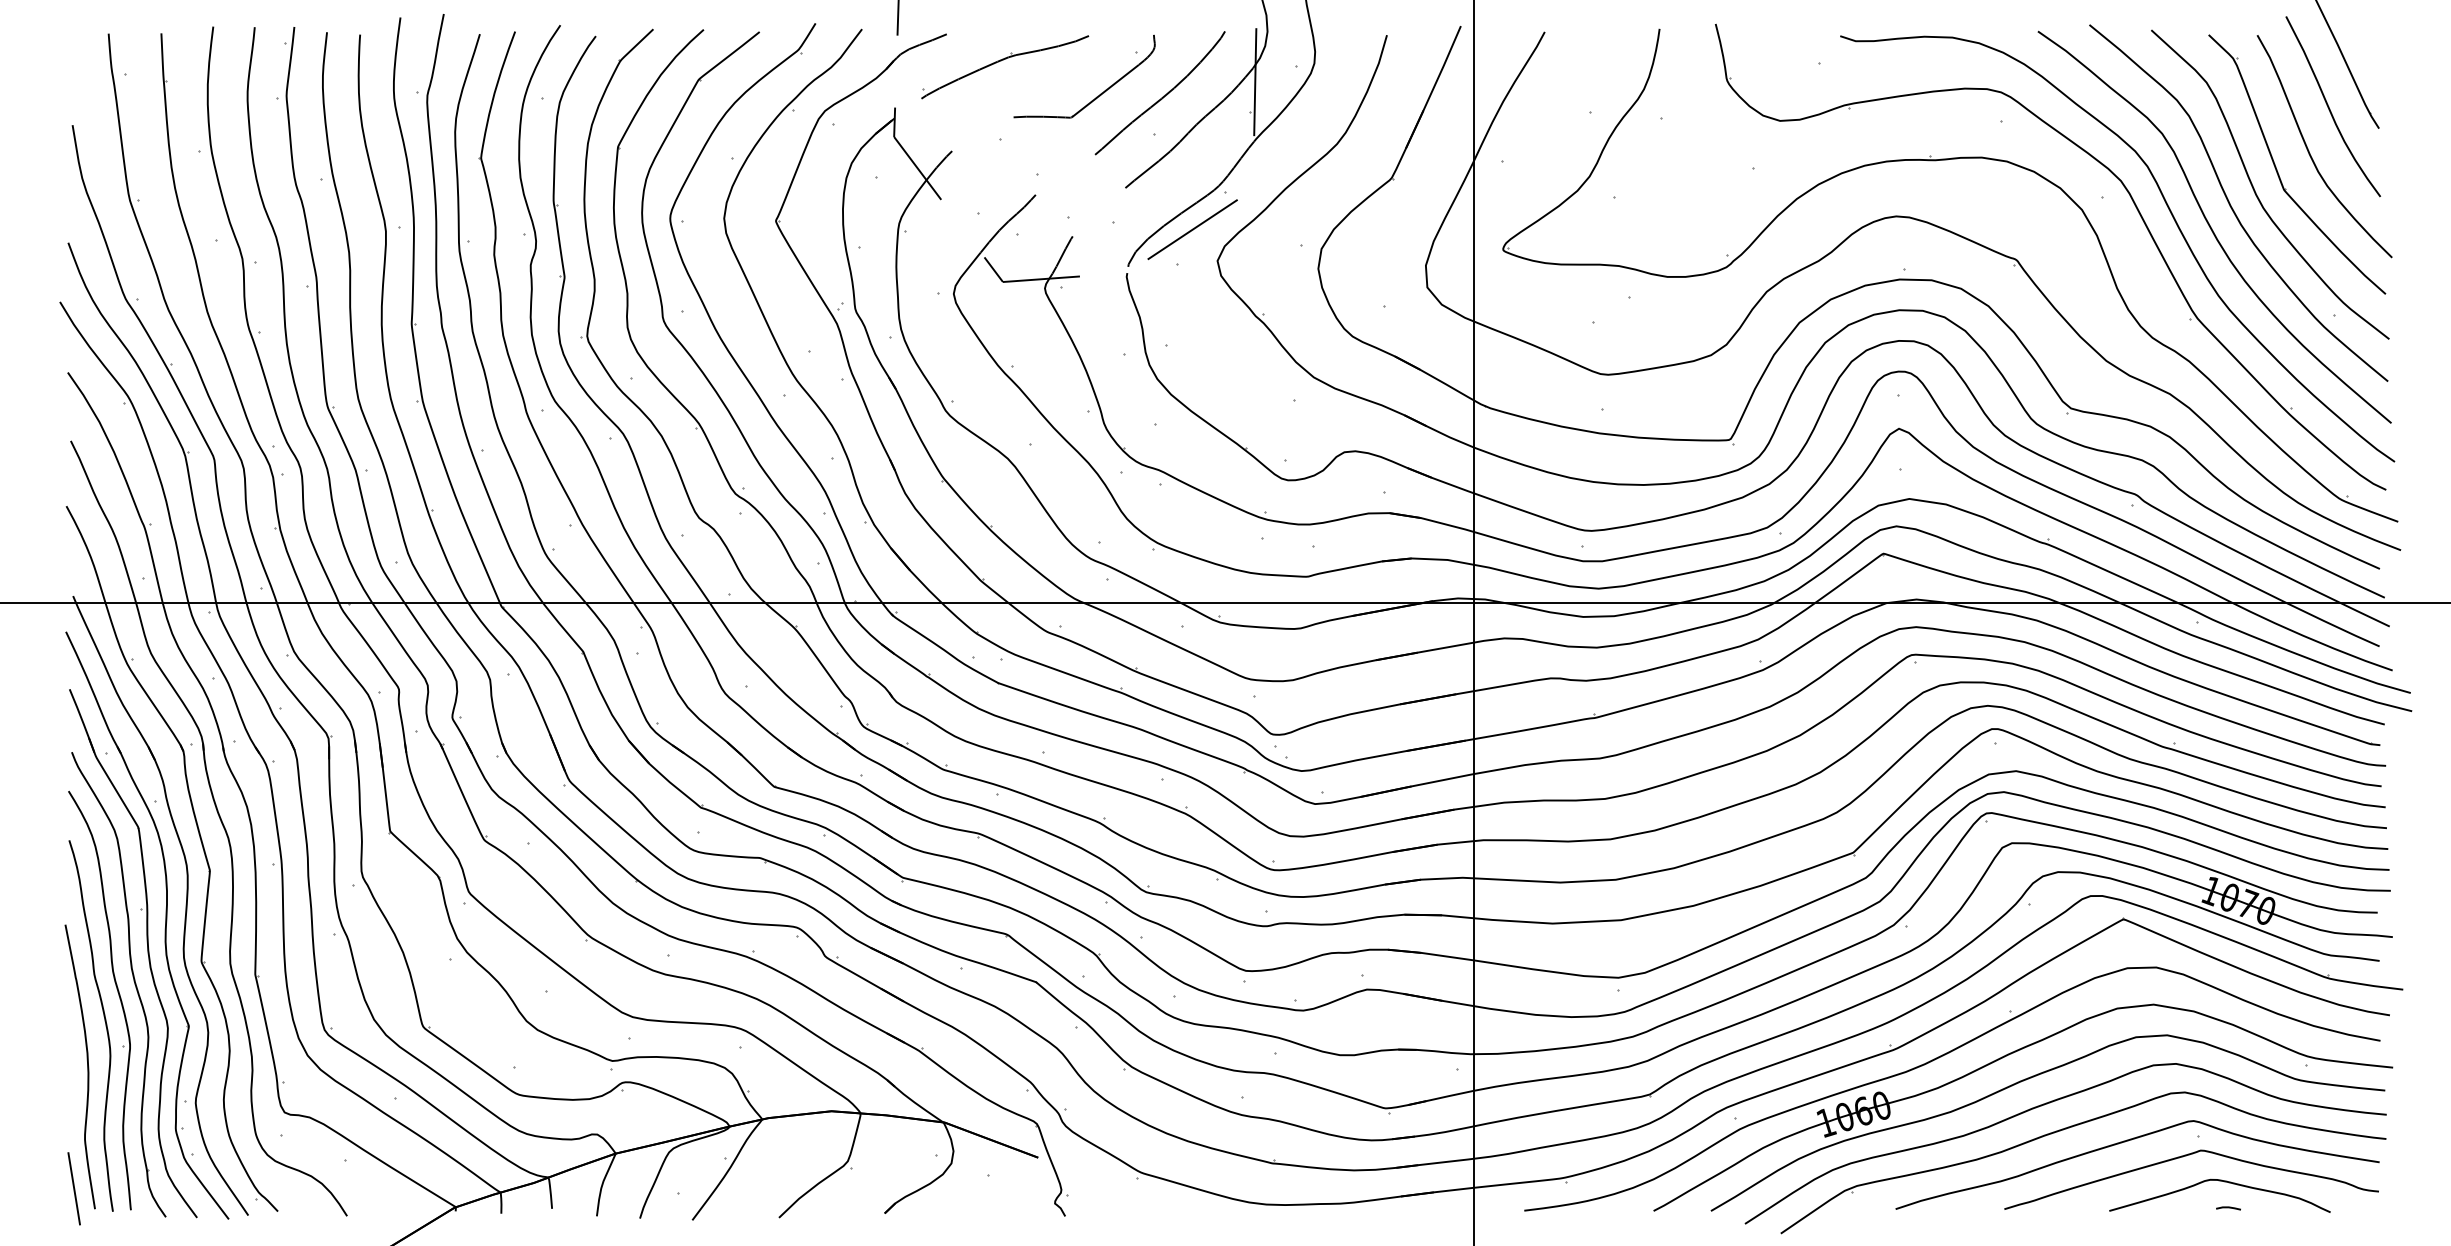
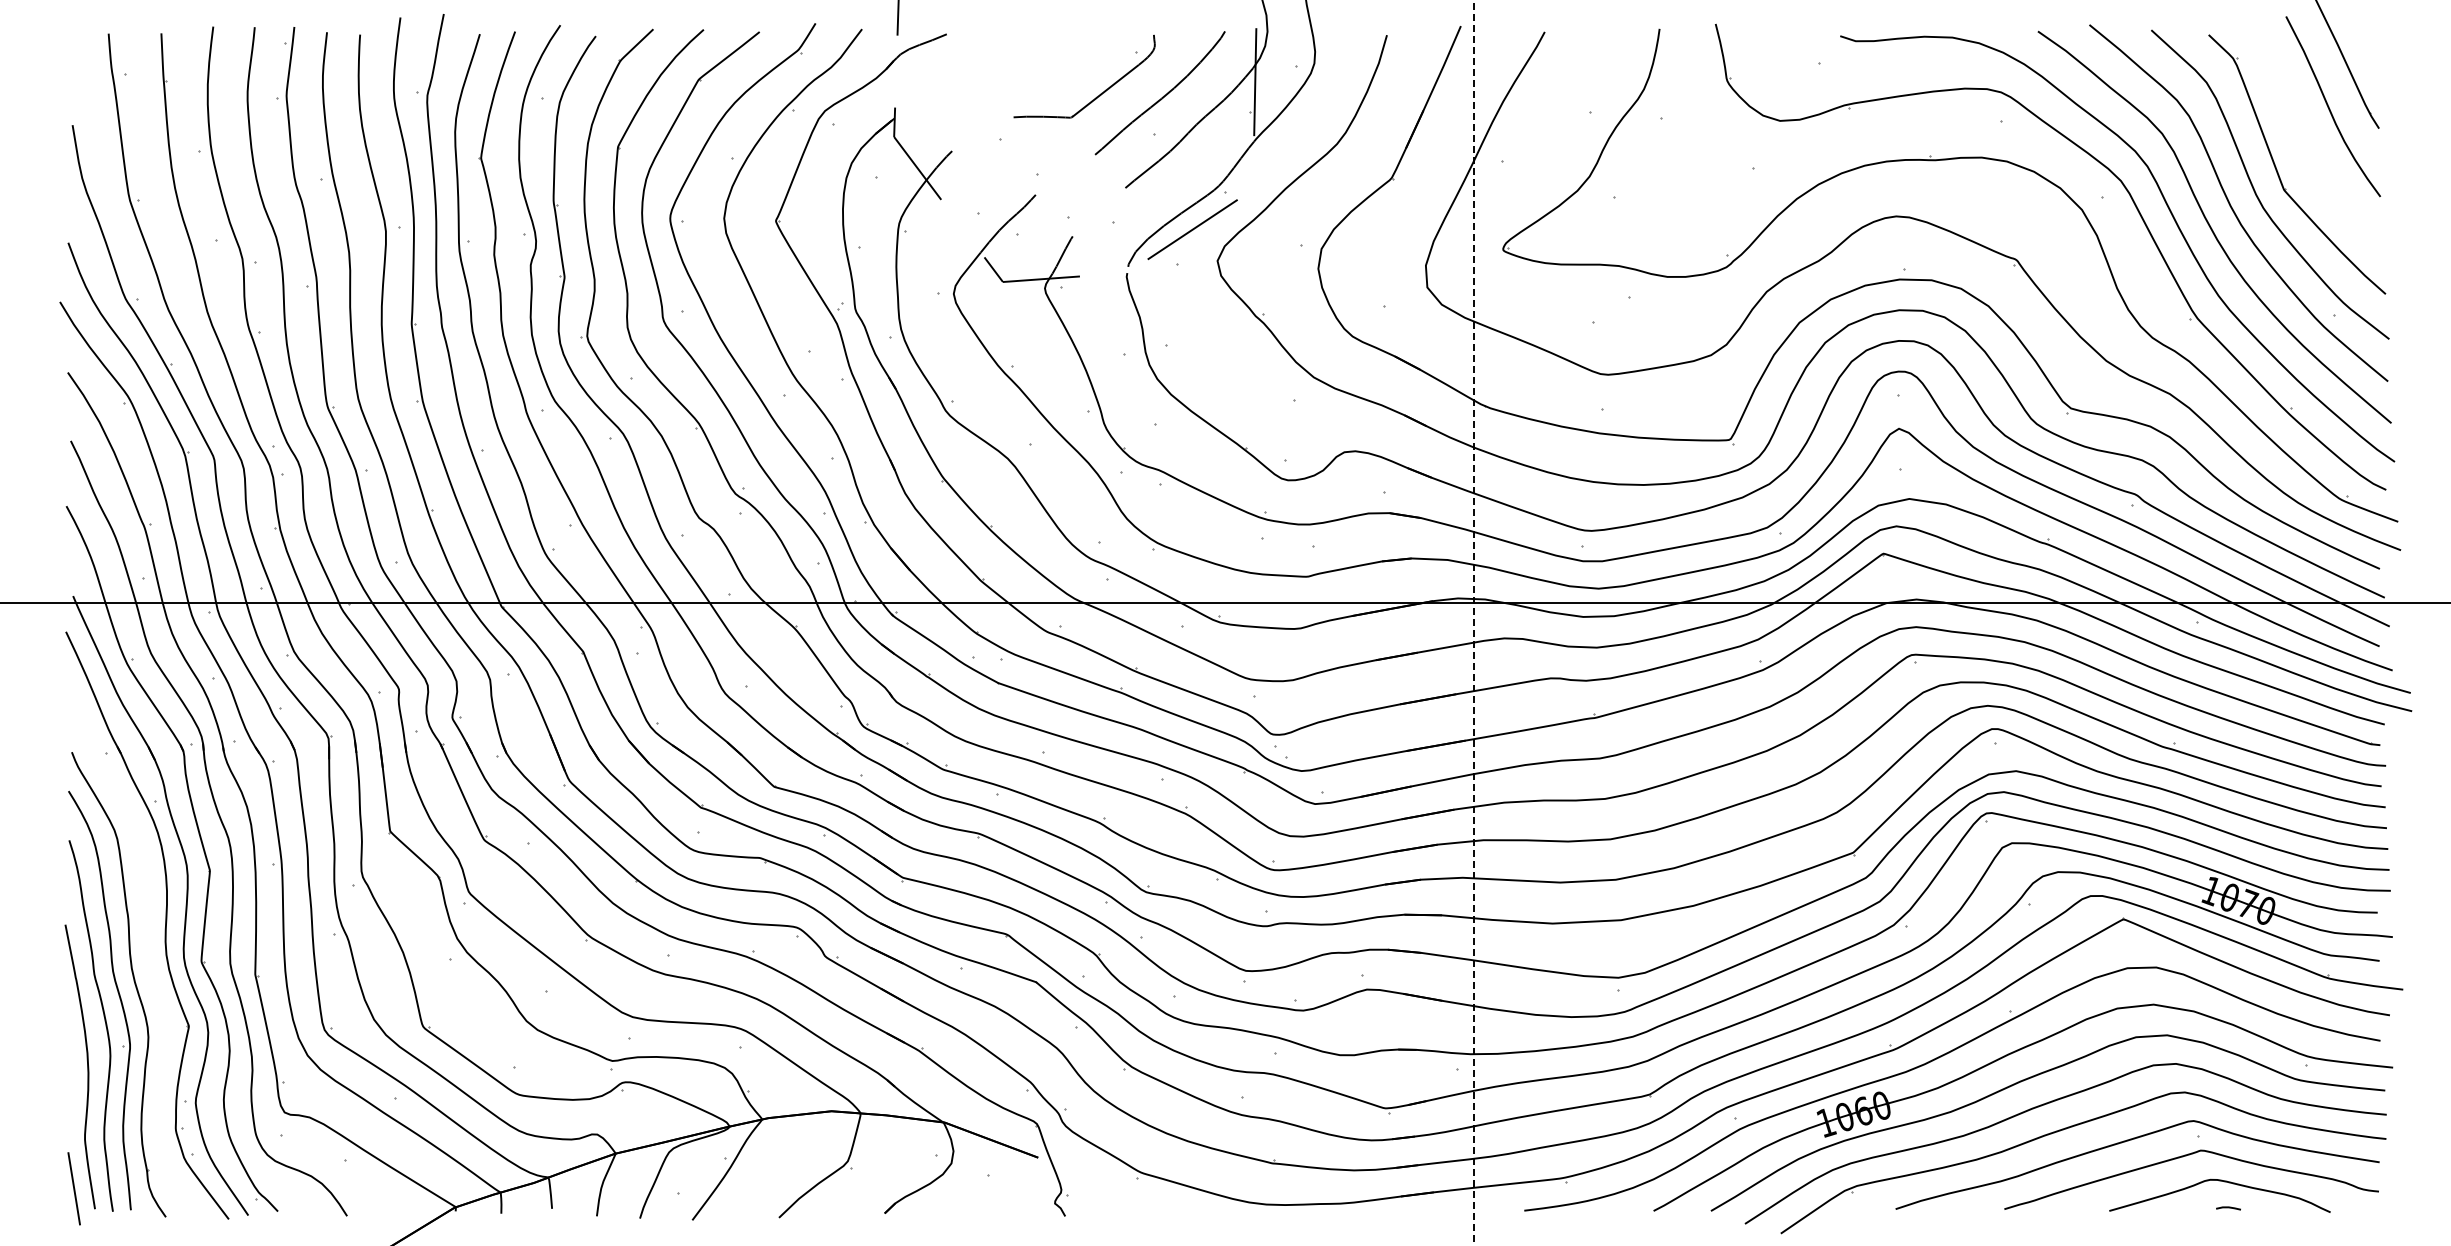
part: present -> none (1001, 61)
curve: present -> none (2309, 150)
line: solid -> dashed (1473, 622)
part: present -> none (147, 953)
